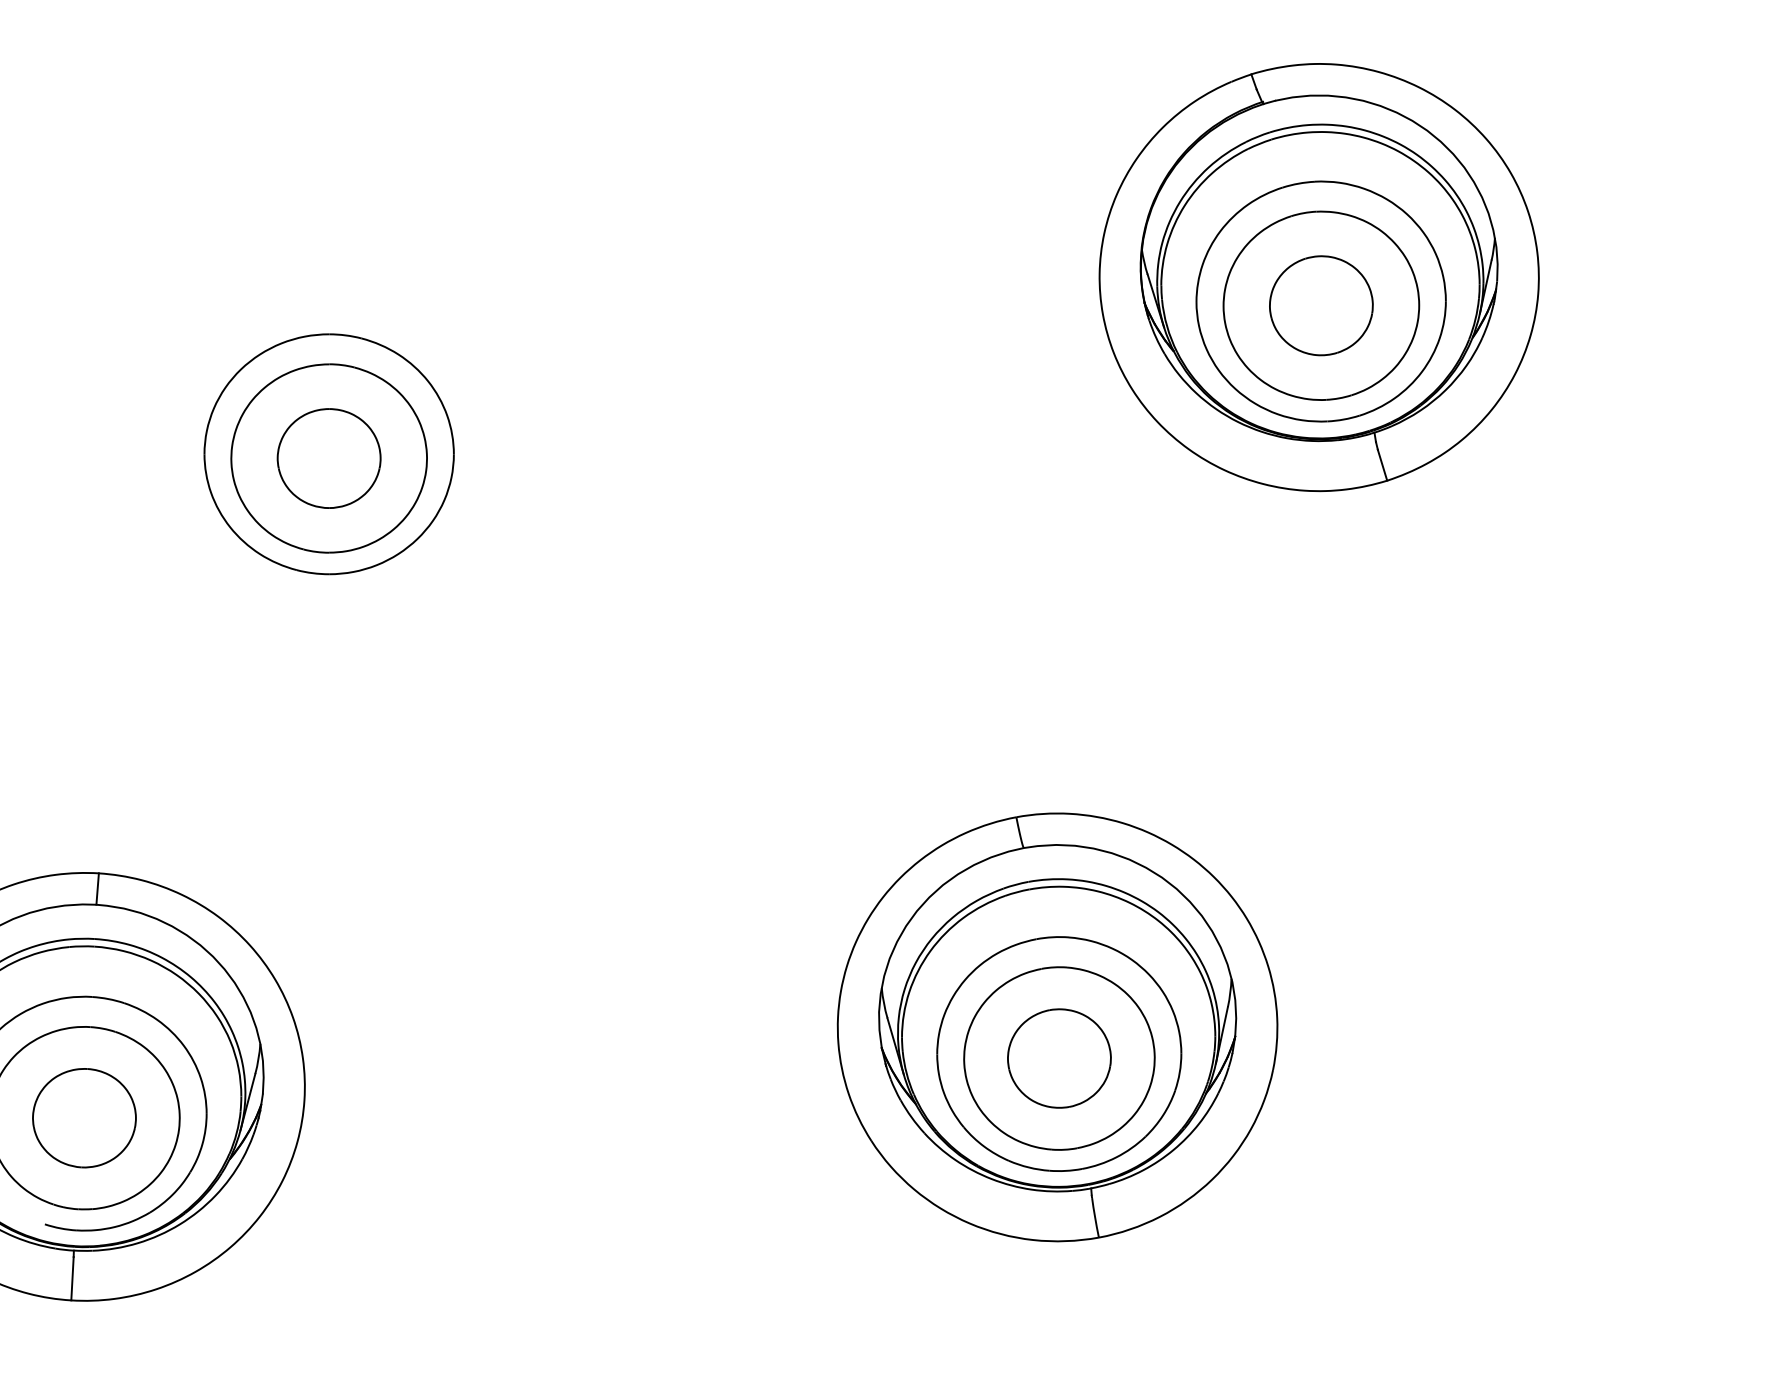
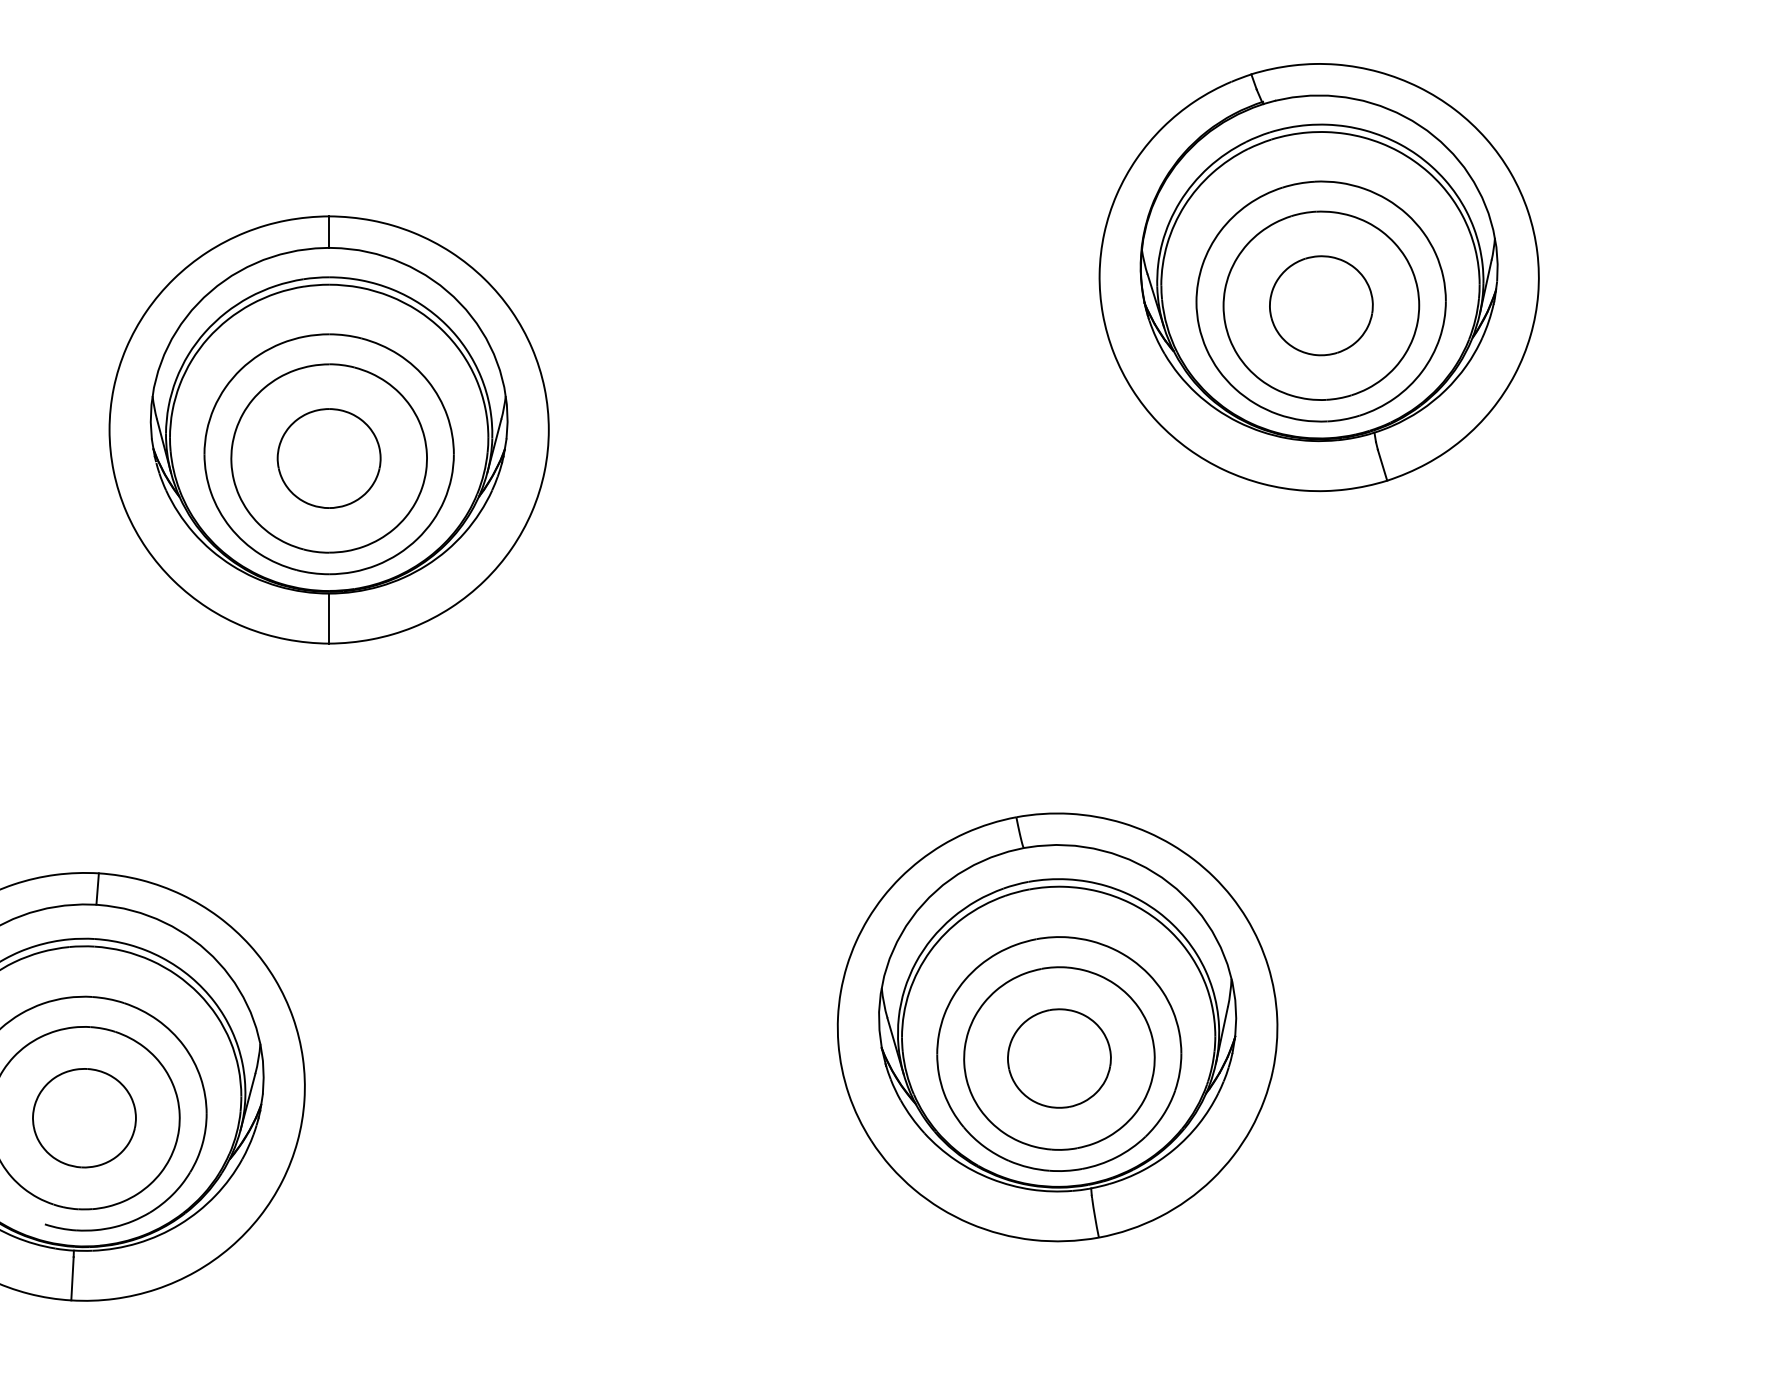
part: none -> present (328, 429)
